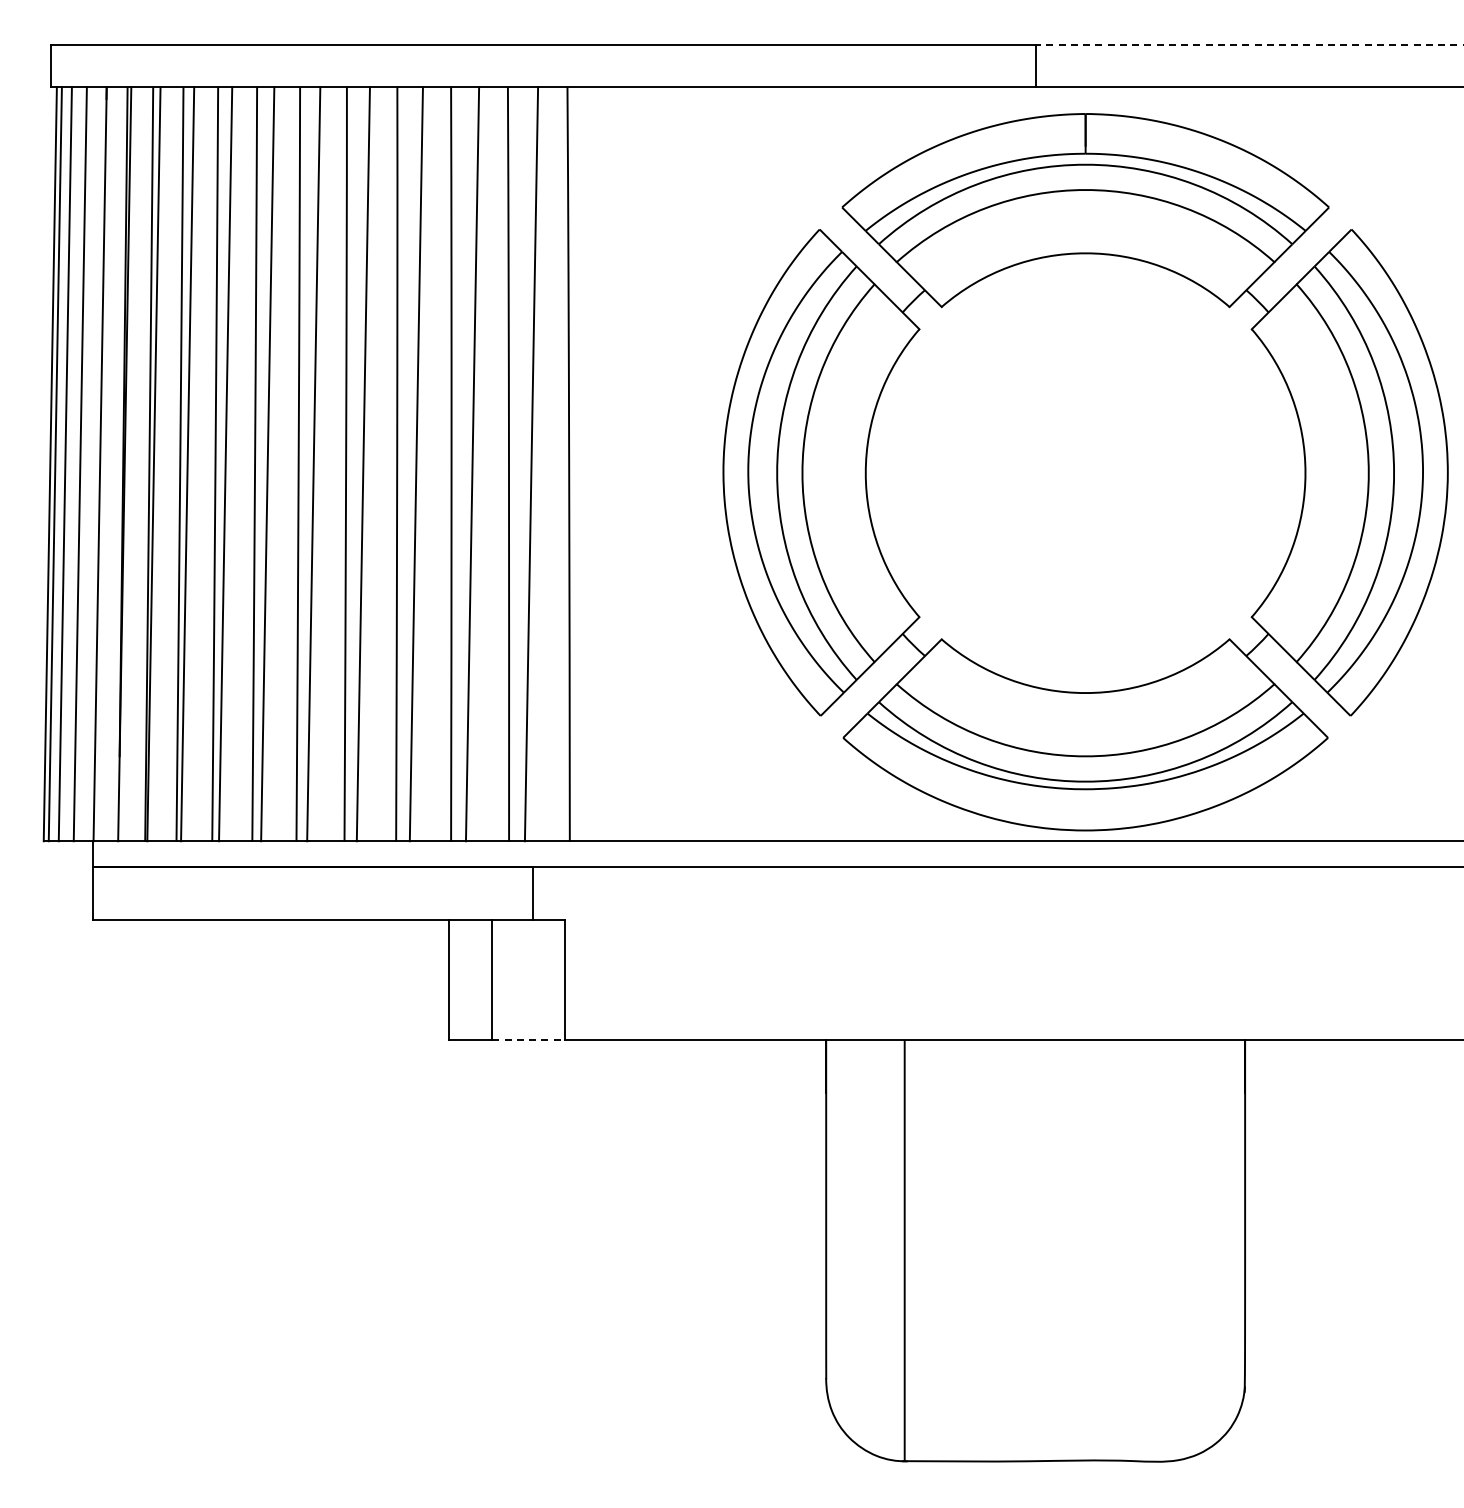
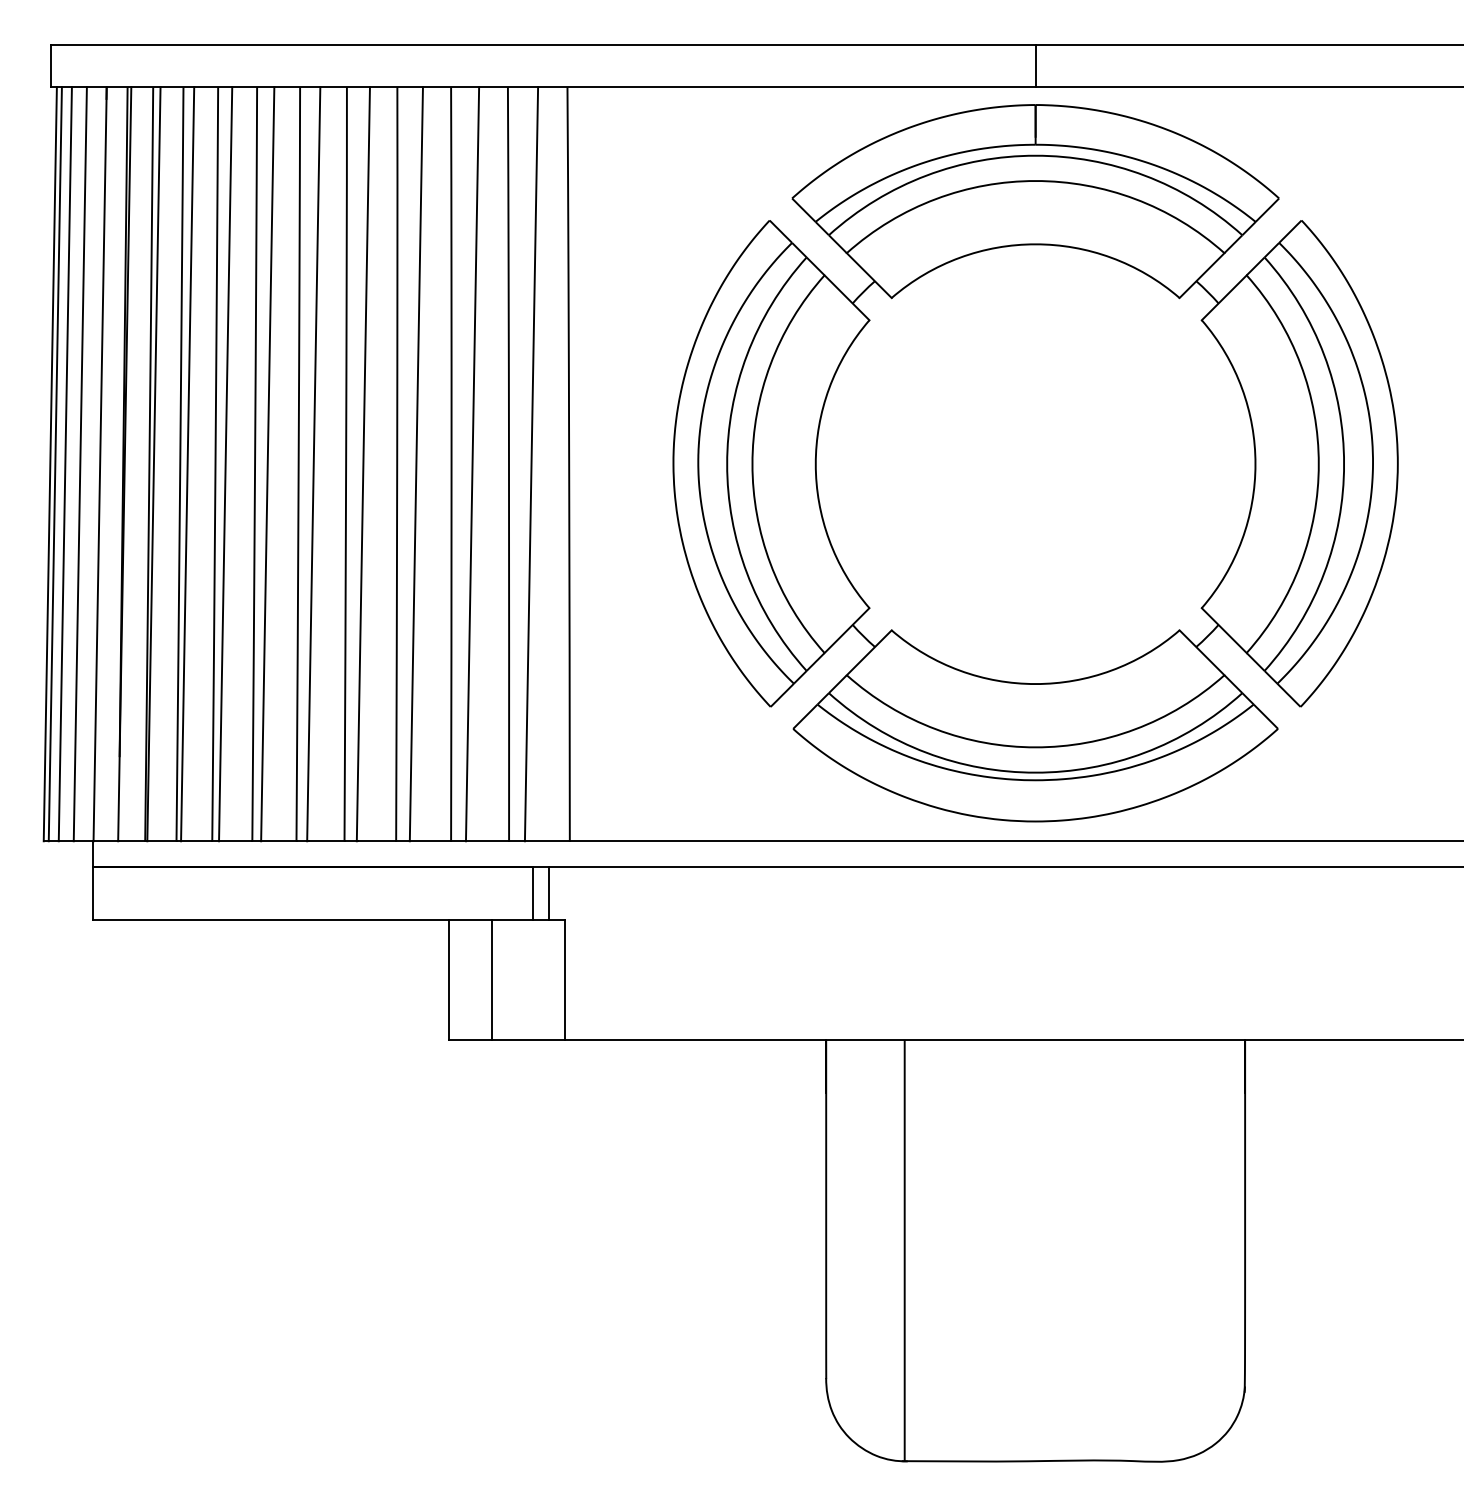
line: dashed -> solid (1249, 45)
part position: (1085, 472) -> (1035, 463) (1035, 463)
line: none -> present (549, 893)
line: dashed -> solid (529, 1040)
